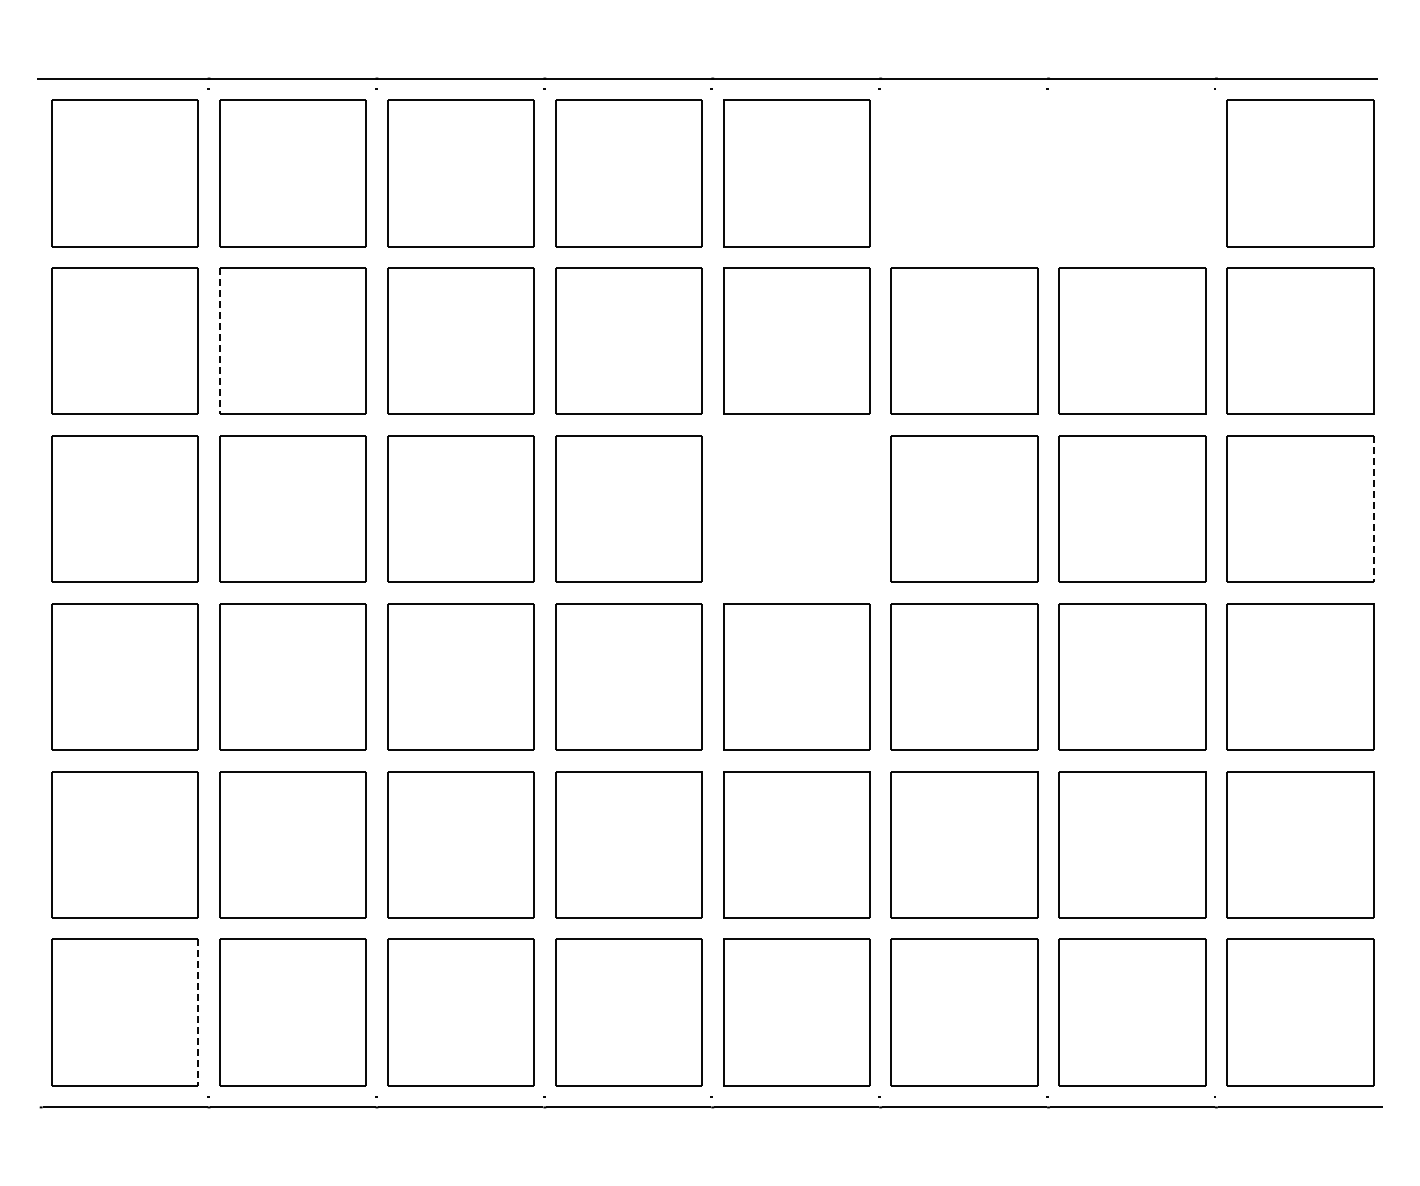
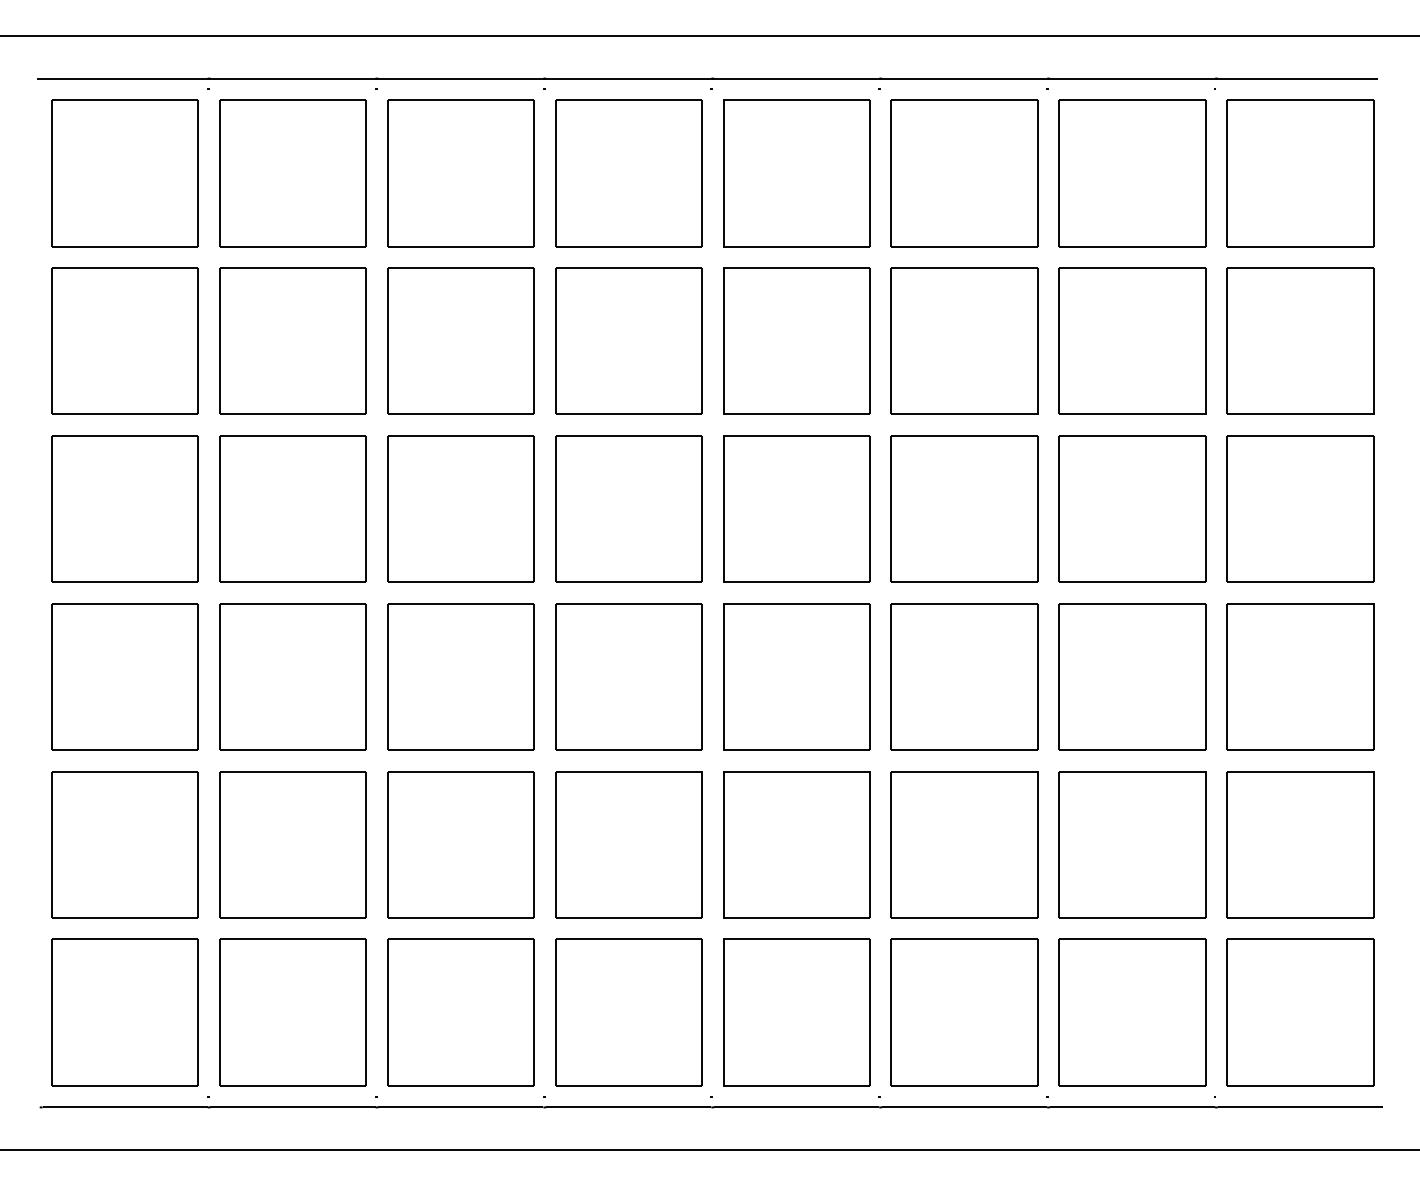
line: none -> present (709, 35)
part: none -> present (964, 173)
part: none -> present (1132, 173)
line: dashed -> solid (219, 341)
part: none -> present (796, 508)
line: dashed -> solid (1373, 509)
line: dashed -> solid (198, 1013)
line: none -> present (709, 1150)
